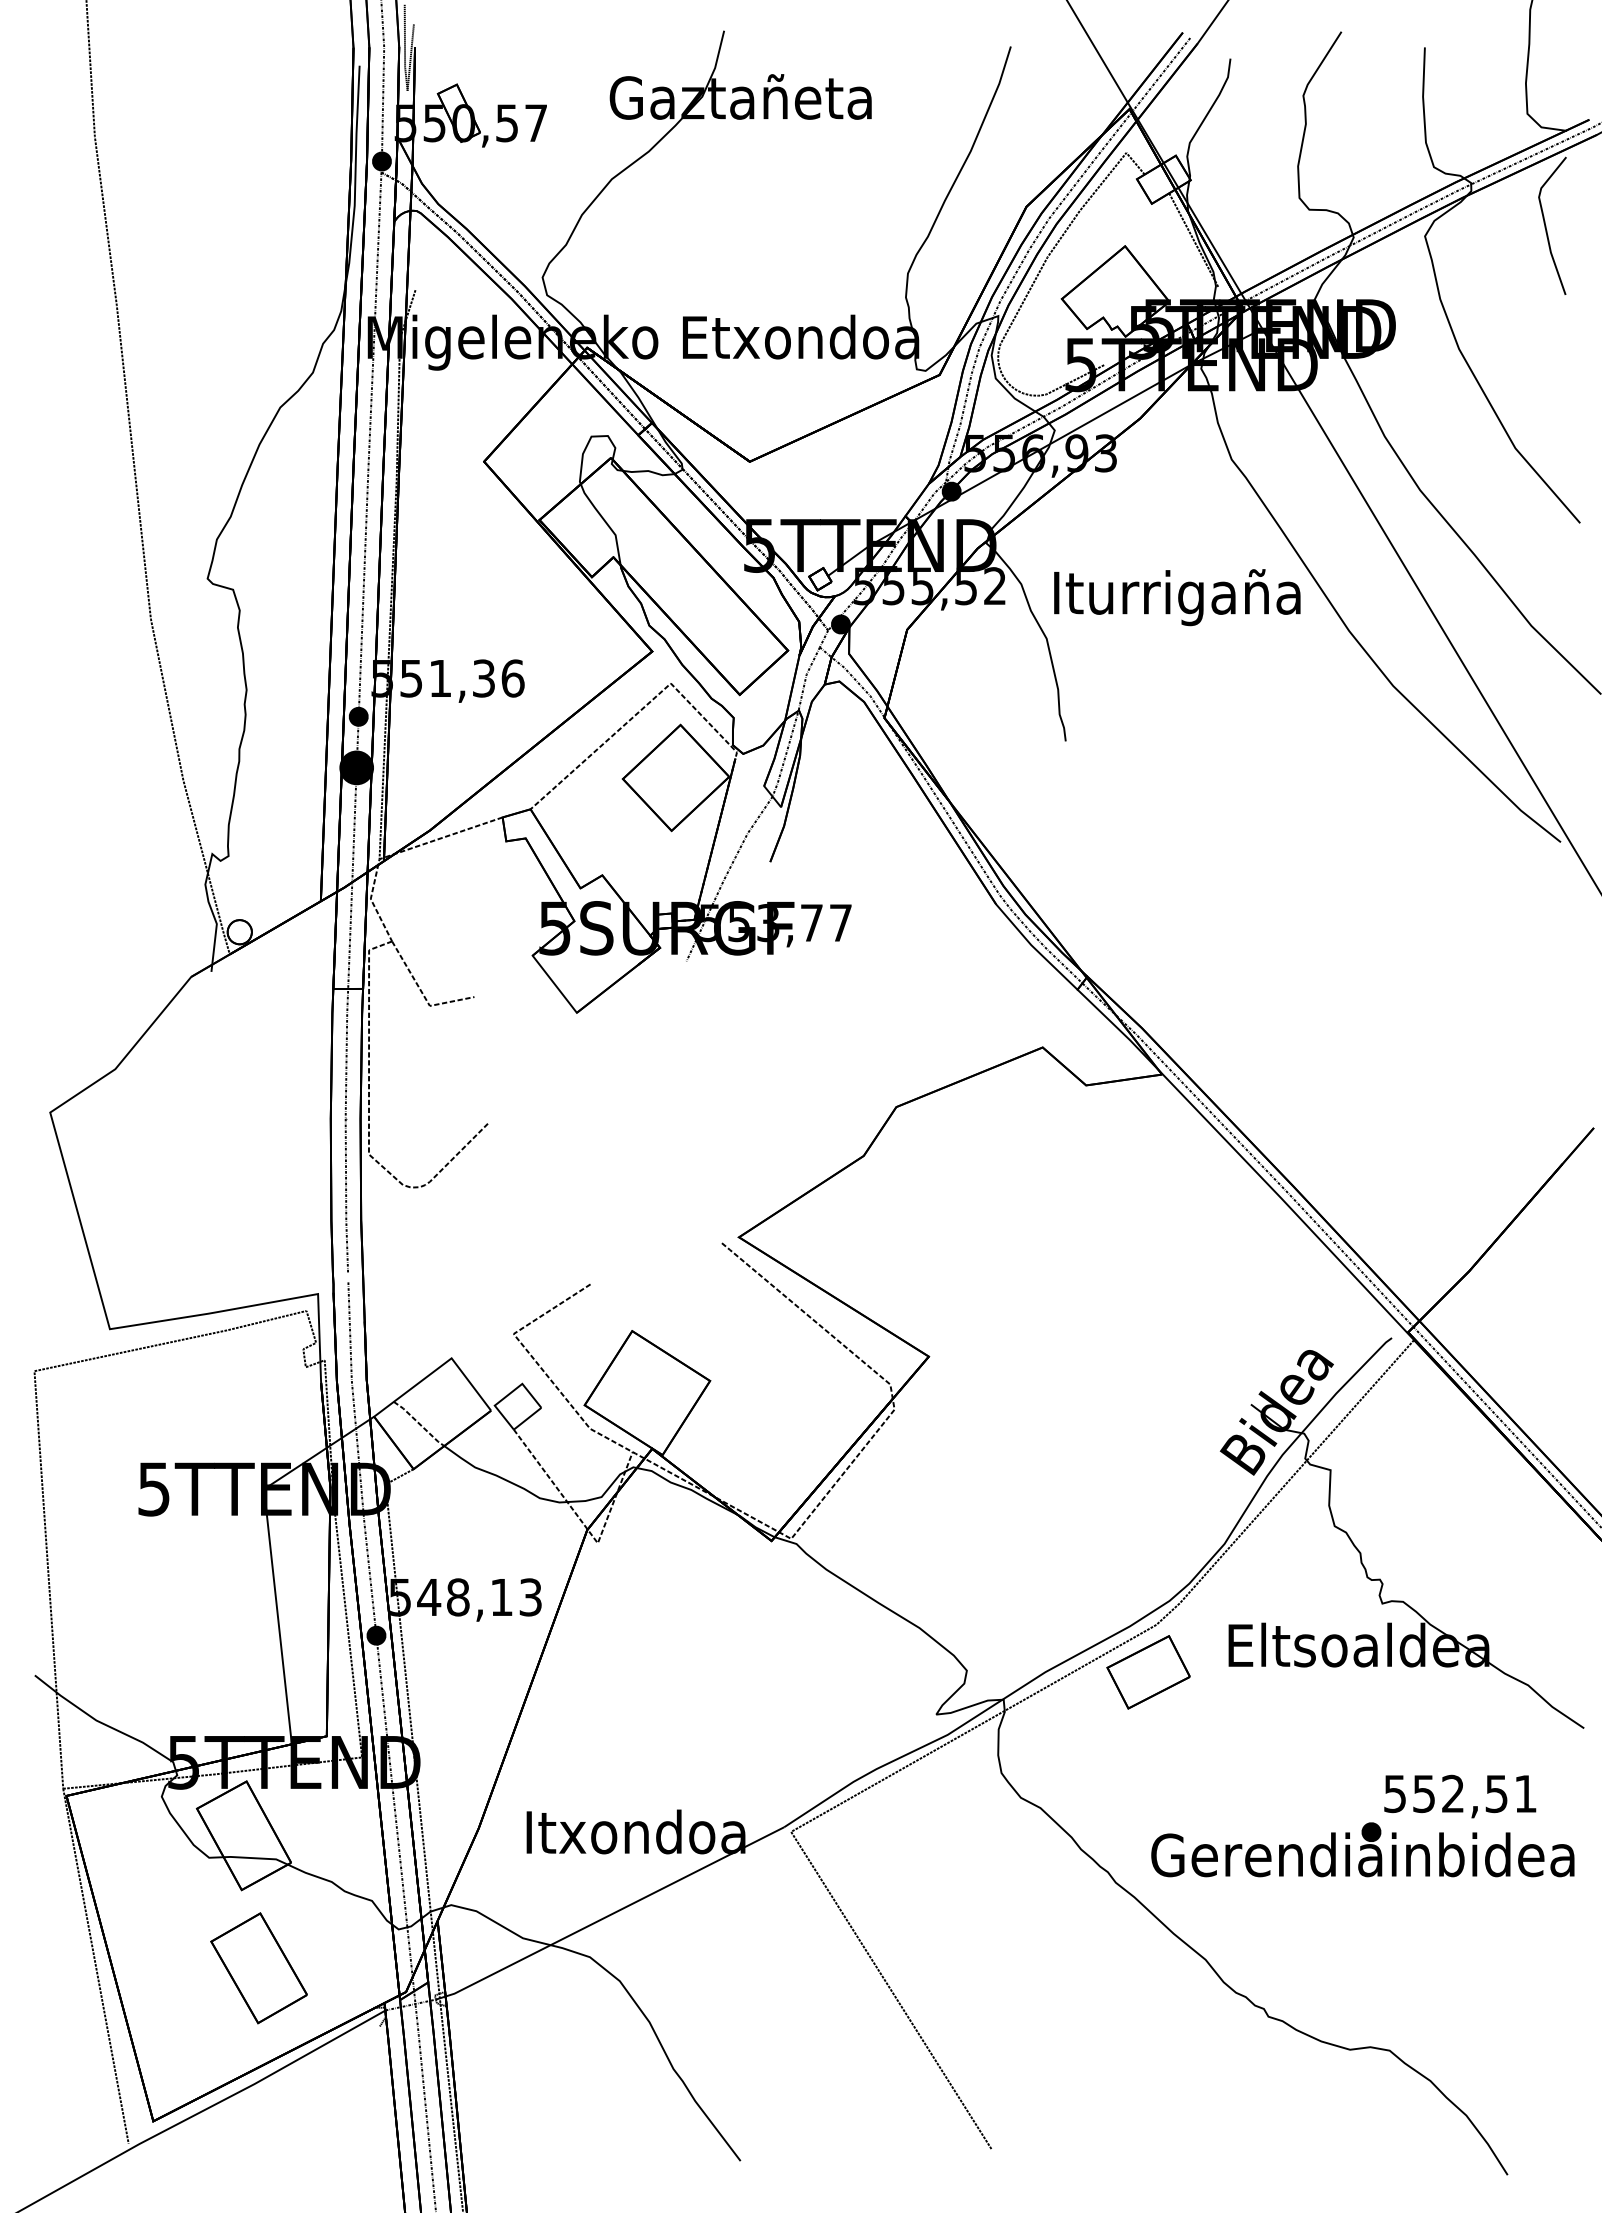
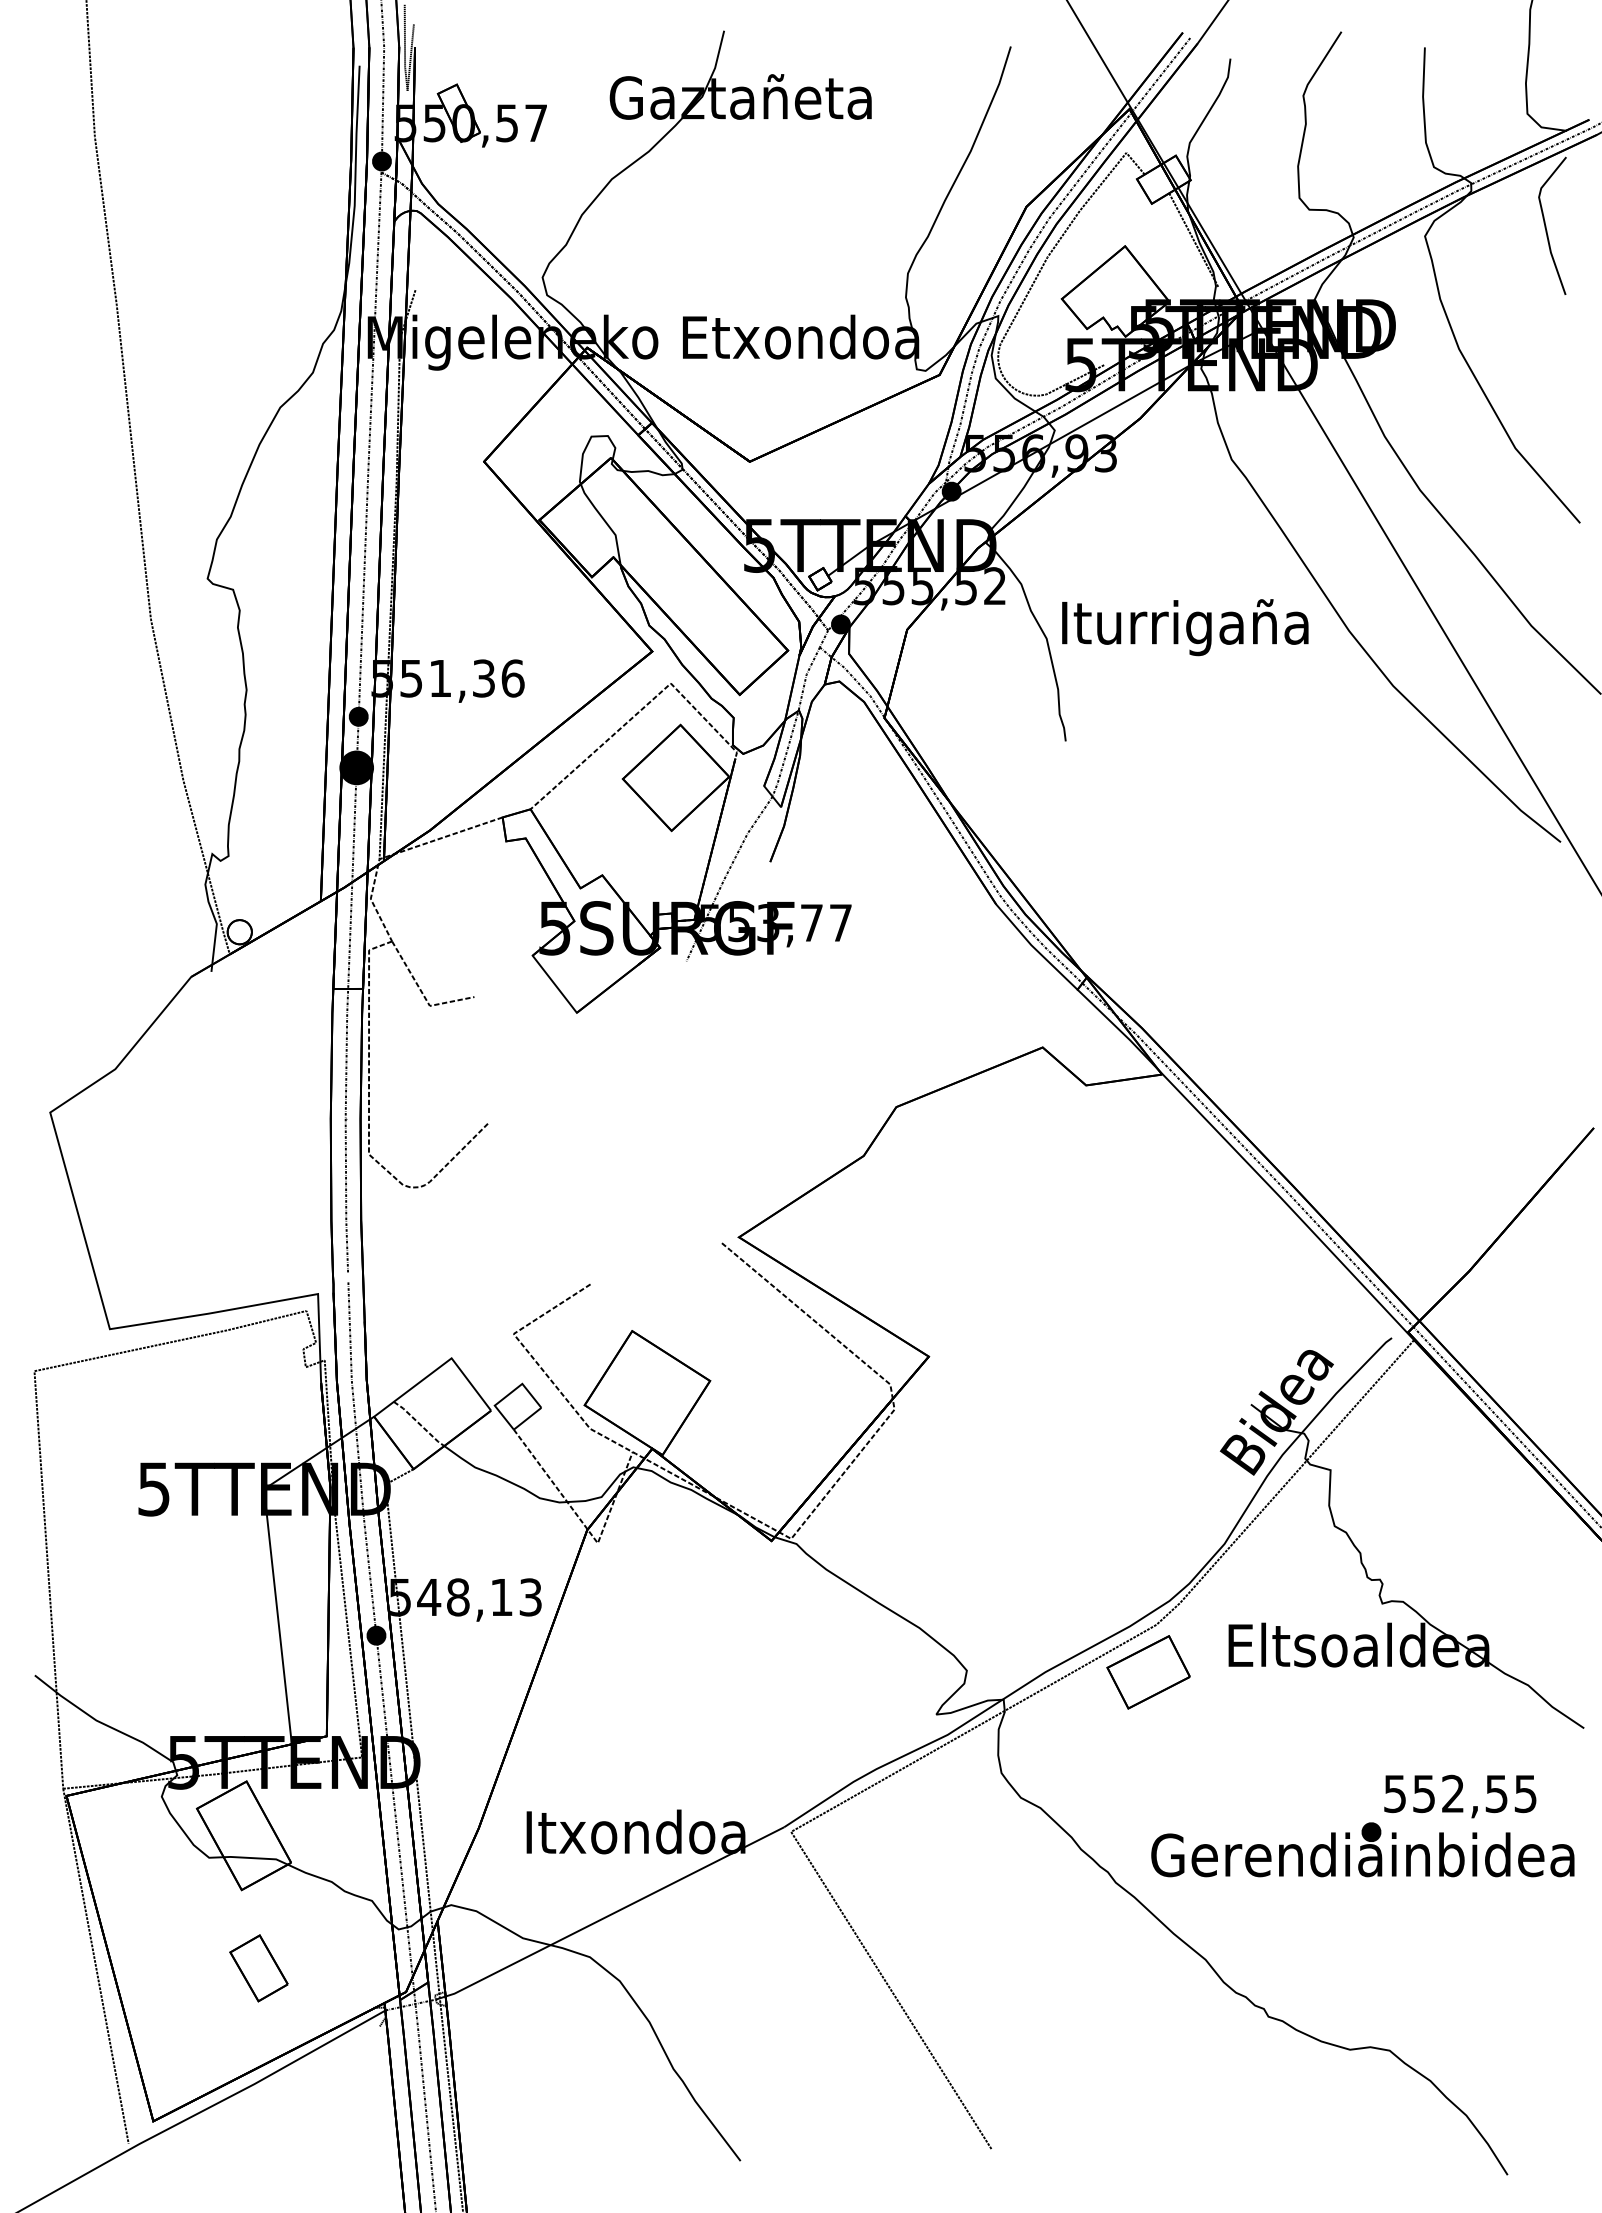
text position: (1177, 597) -> (1185, 627) (1185, 627)
text: 552,51 -> 552,55 (1525, 1794)
part size: 98x113 px -> 60x69 px (258, 1968)
